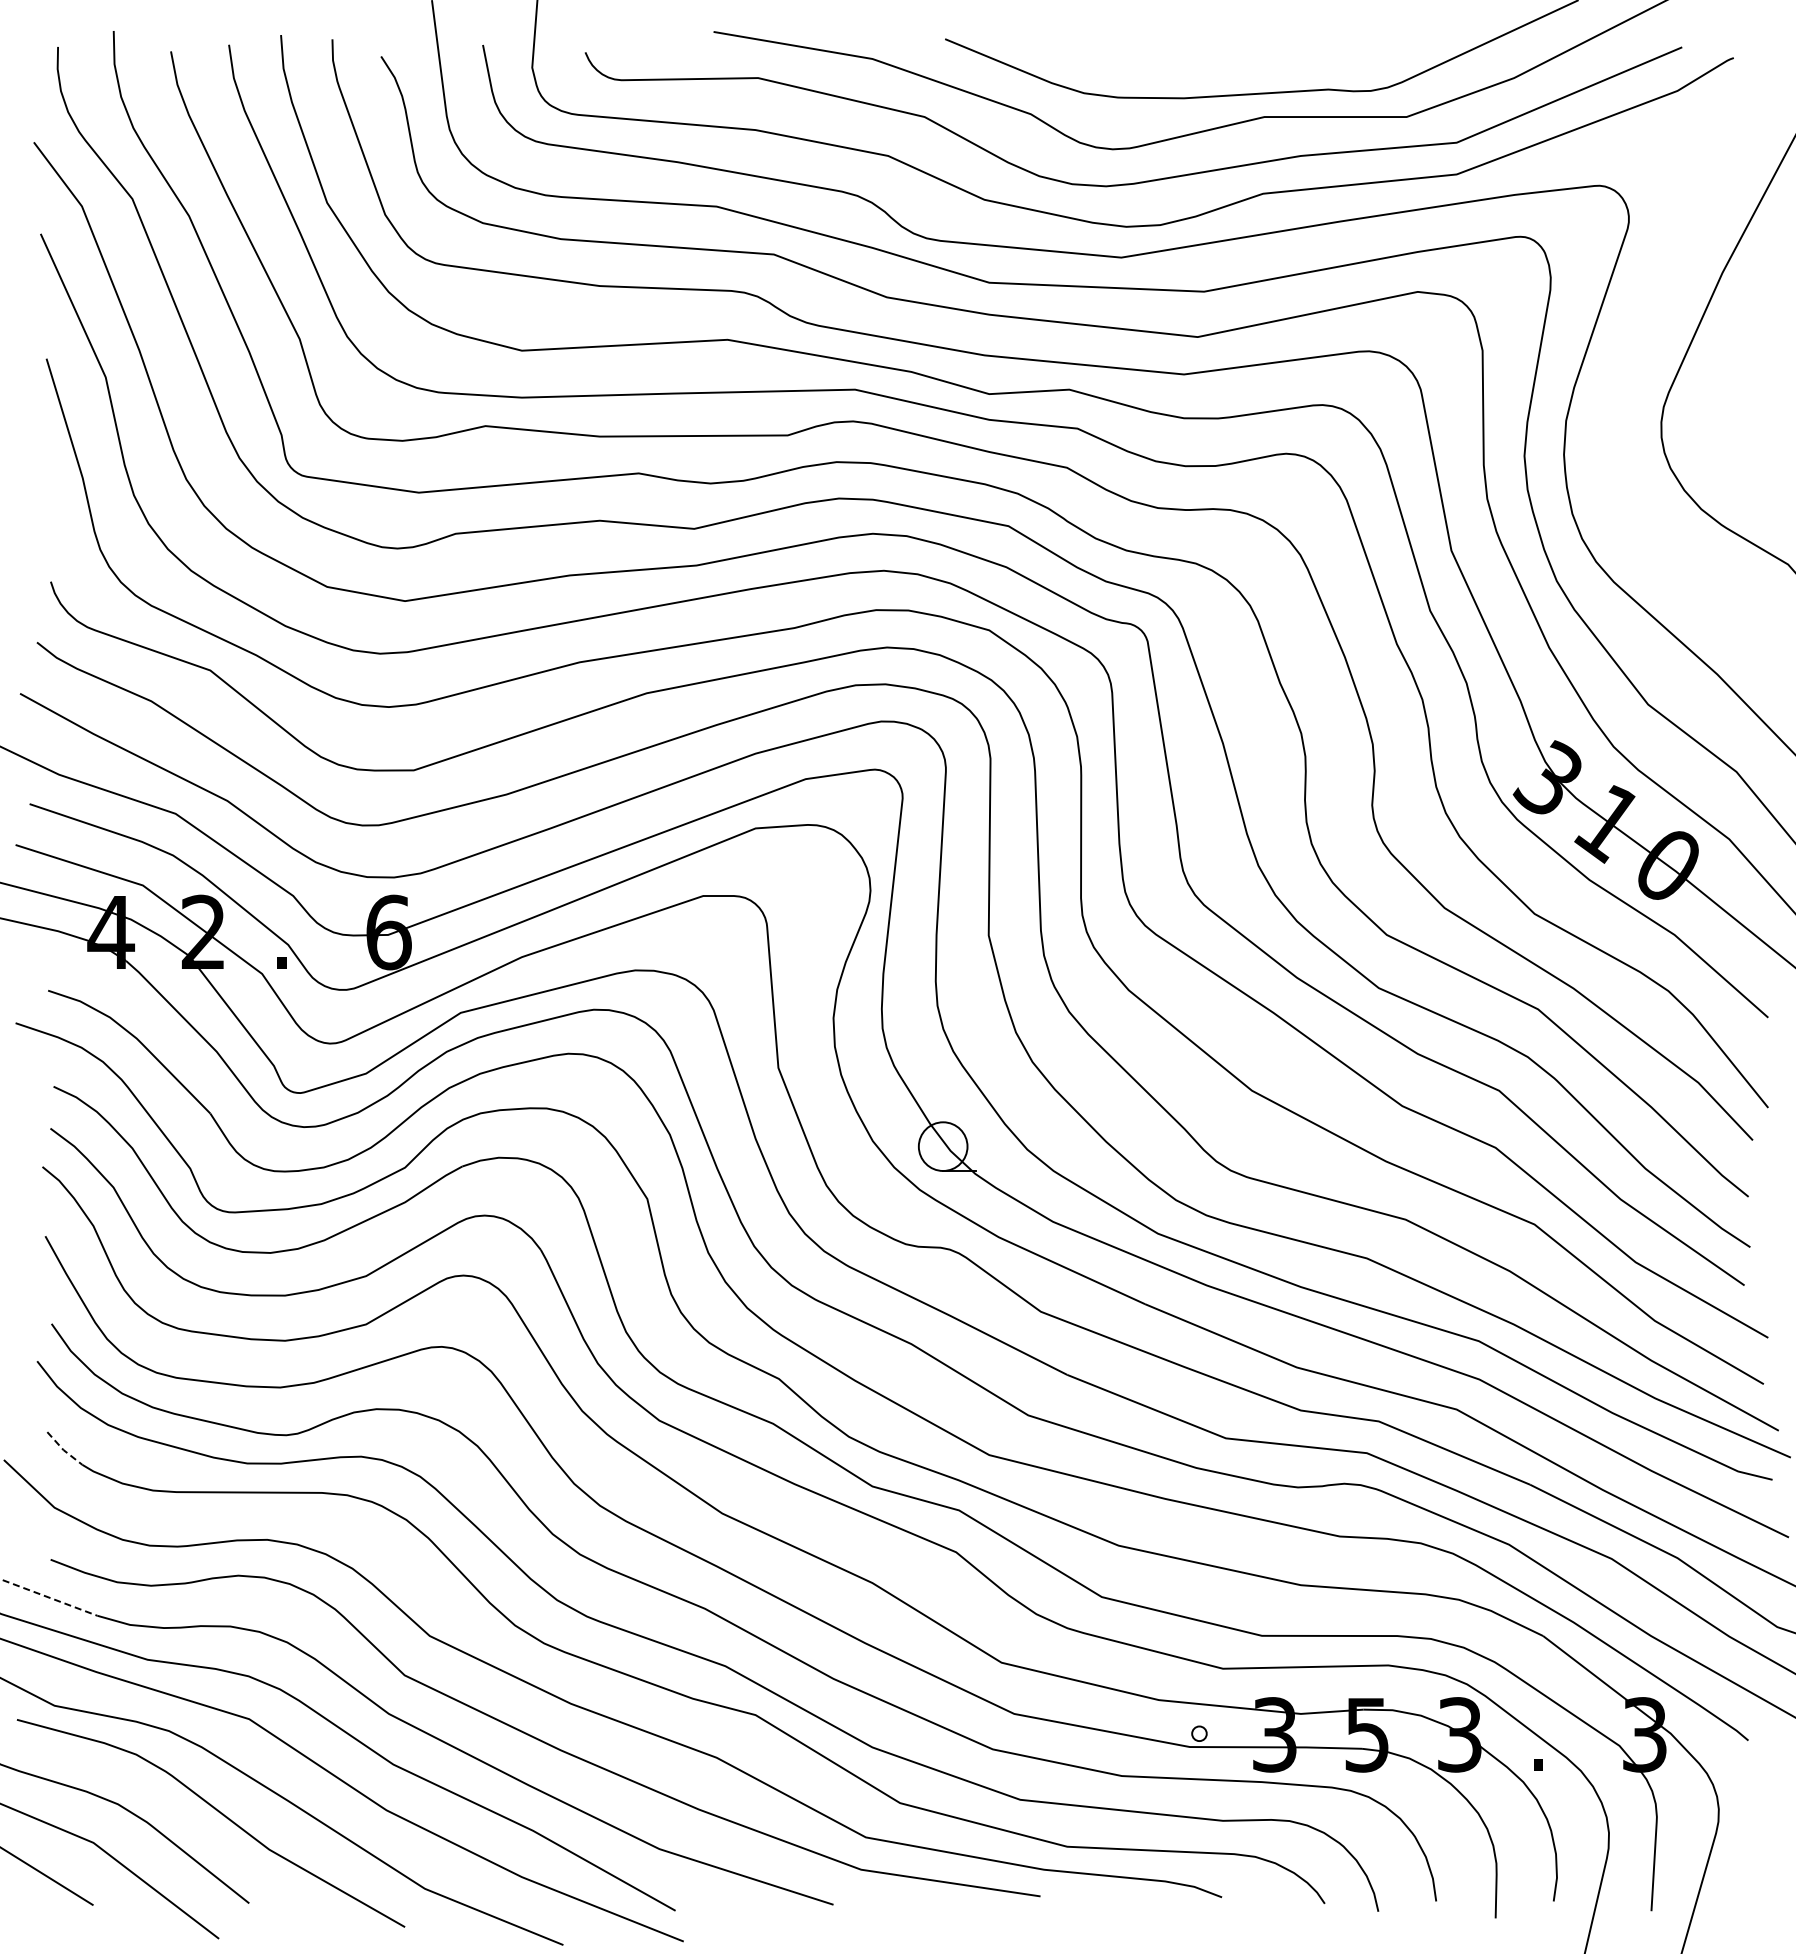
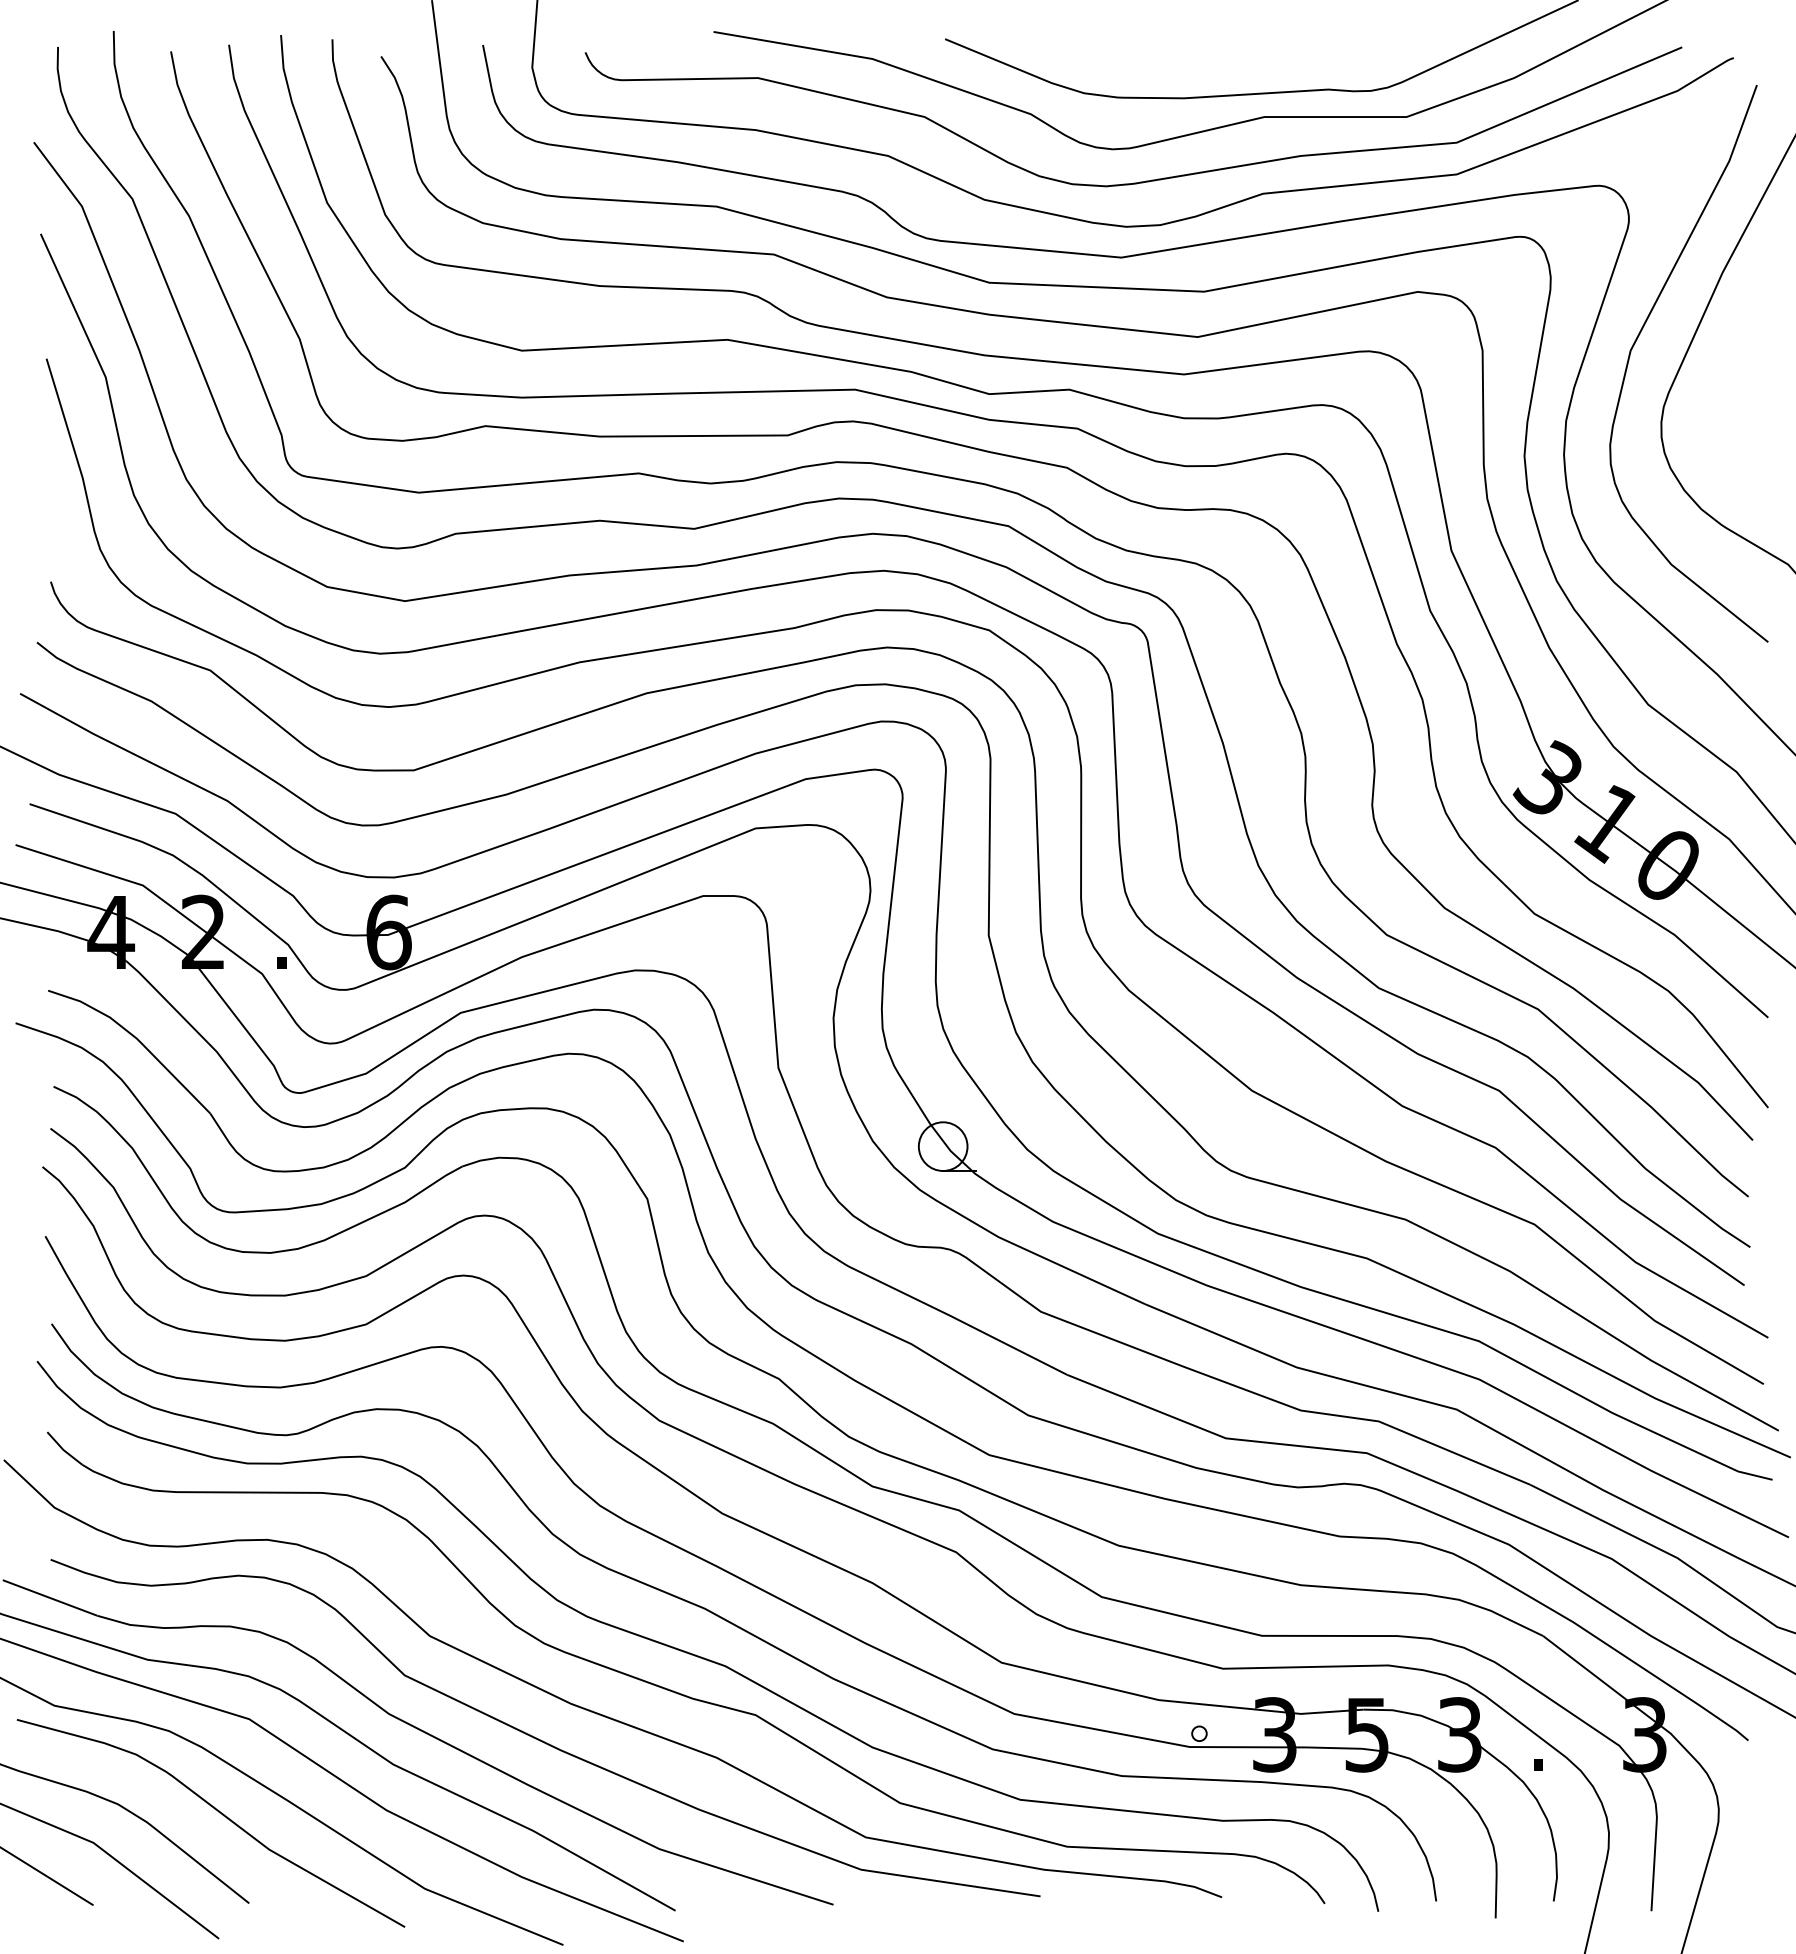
curve: none -> present (1639, 336)
line: dashed -> solid (63, 1450)
line: dashed -> solid (50, 1597)
